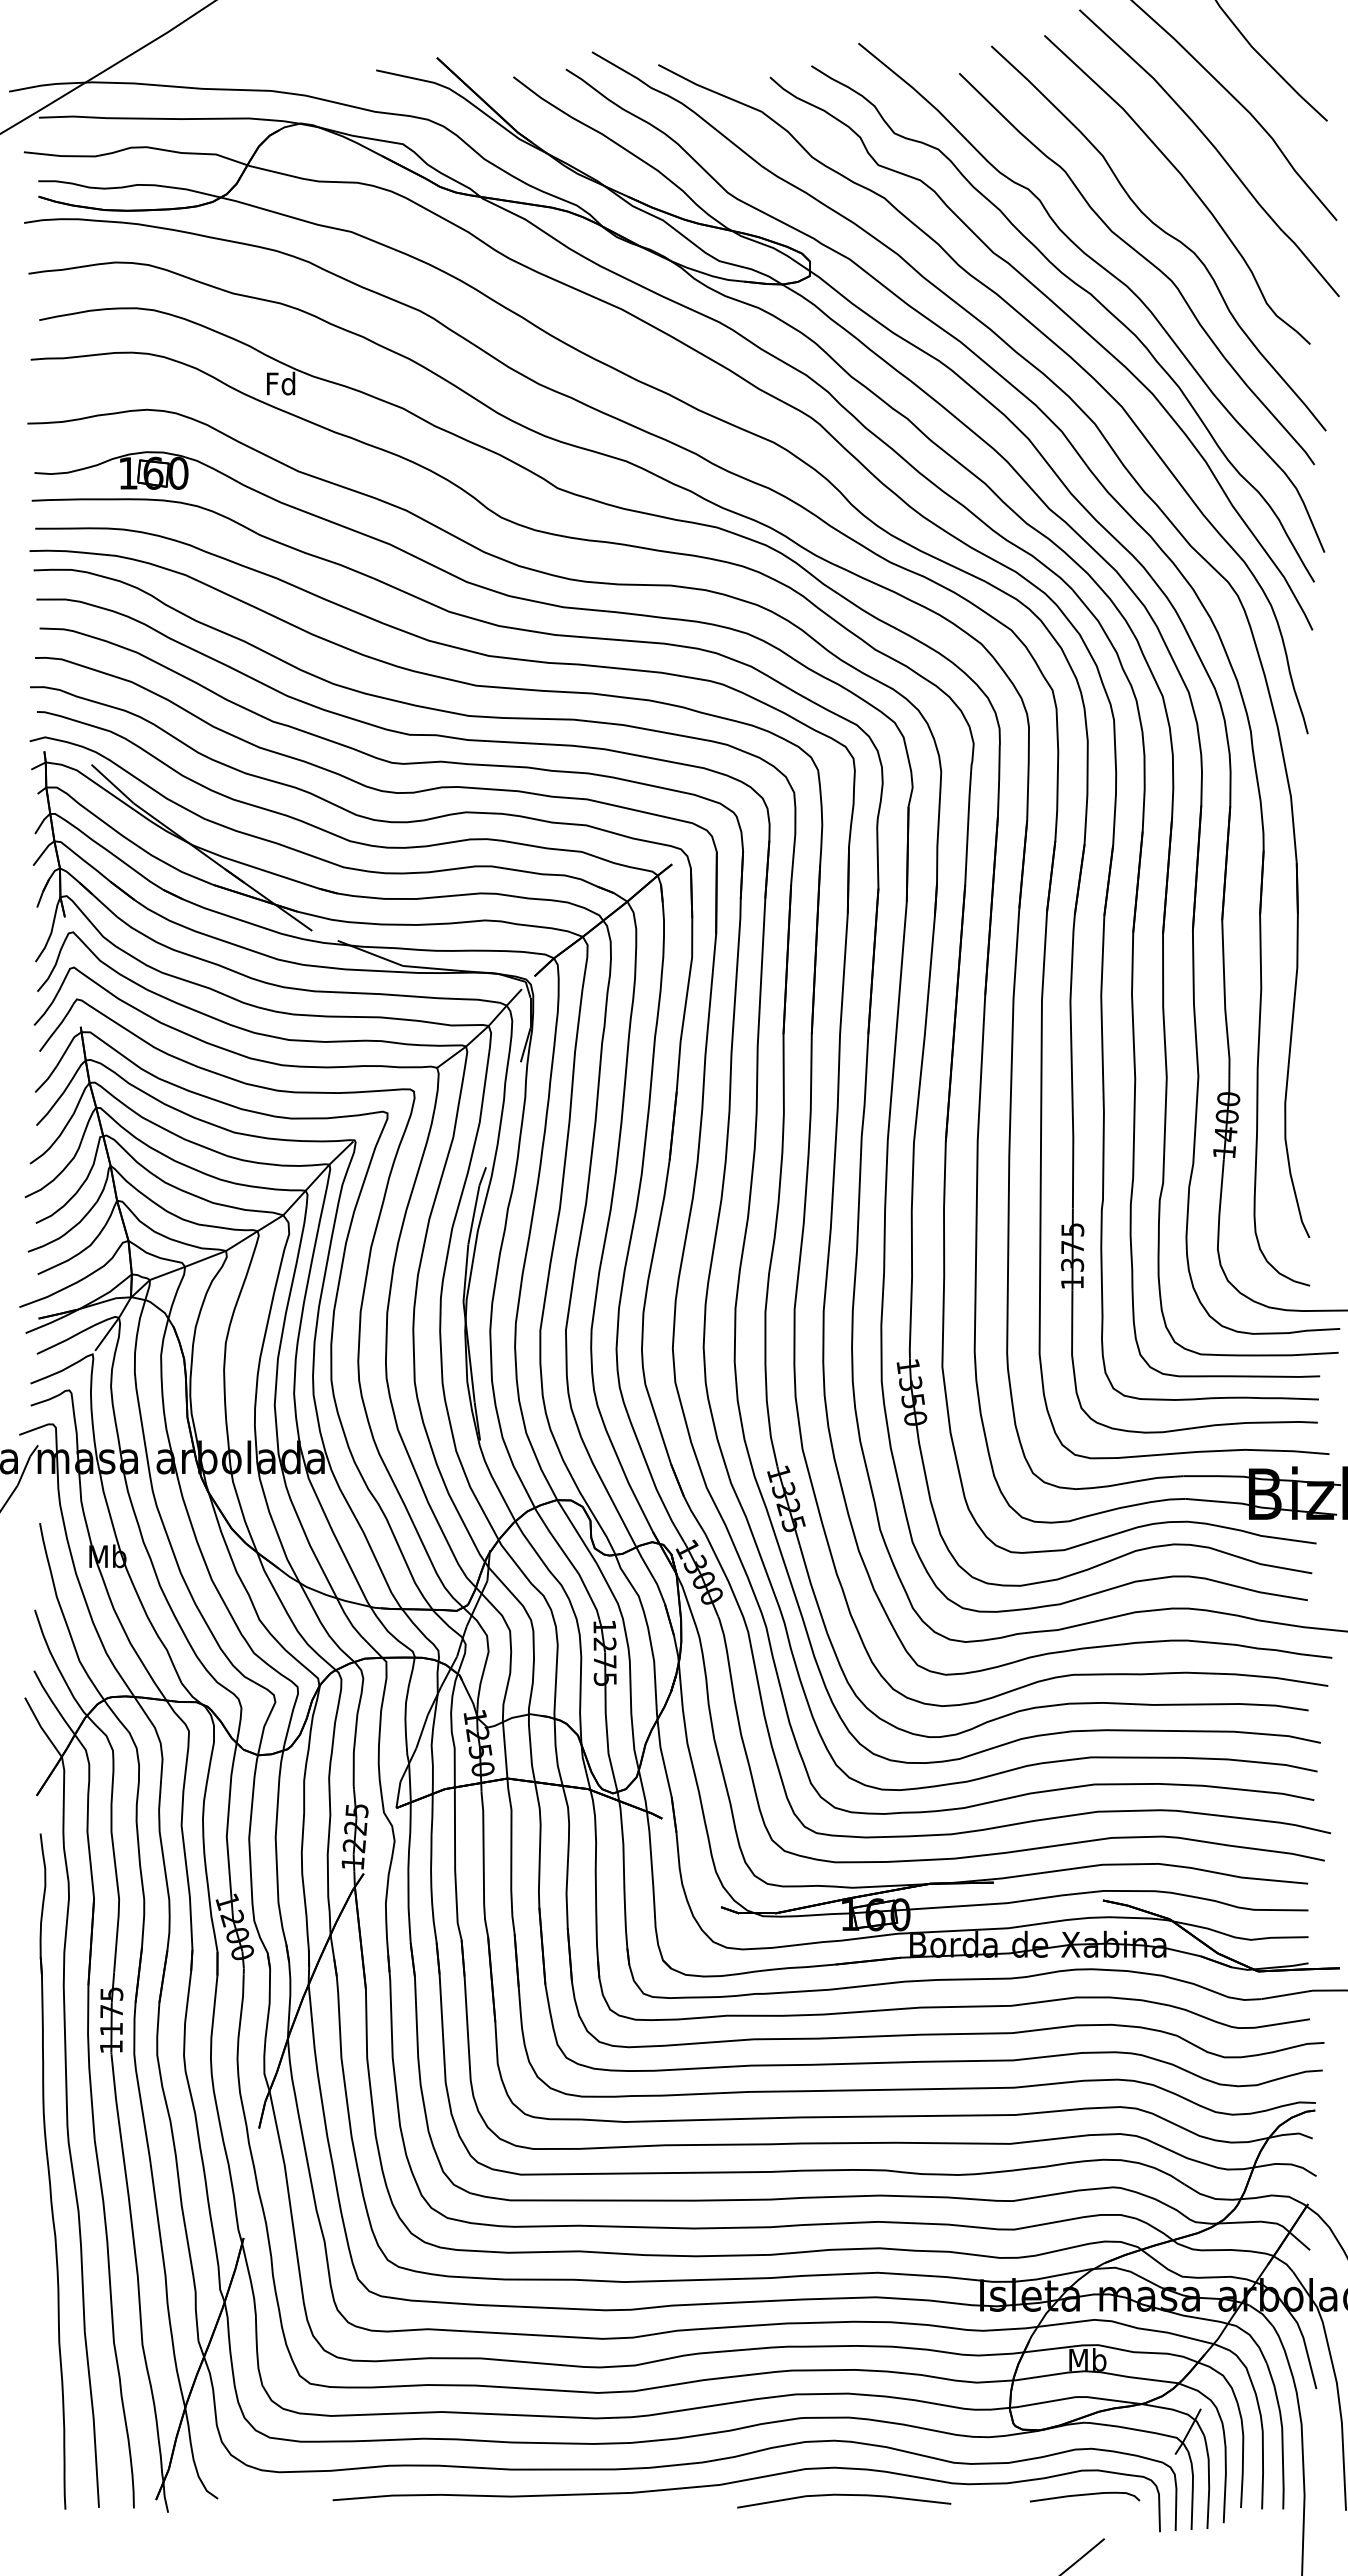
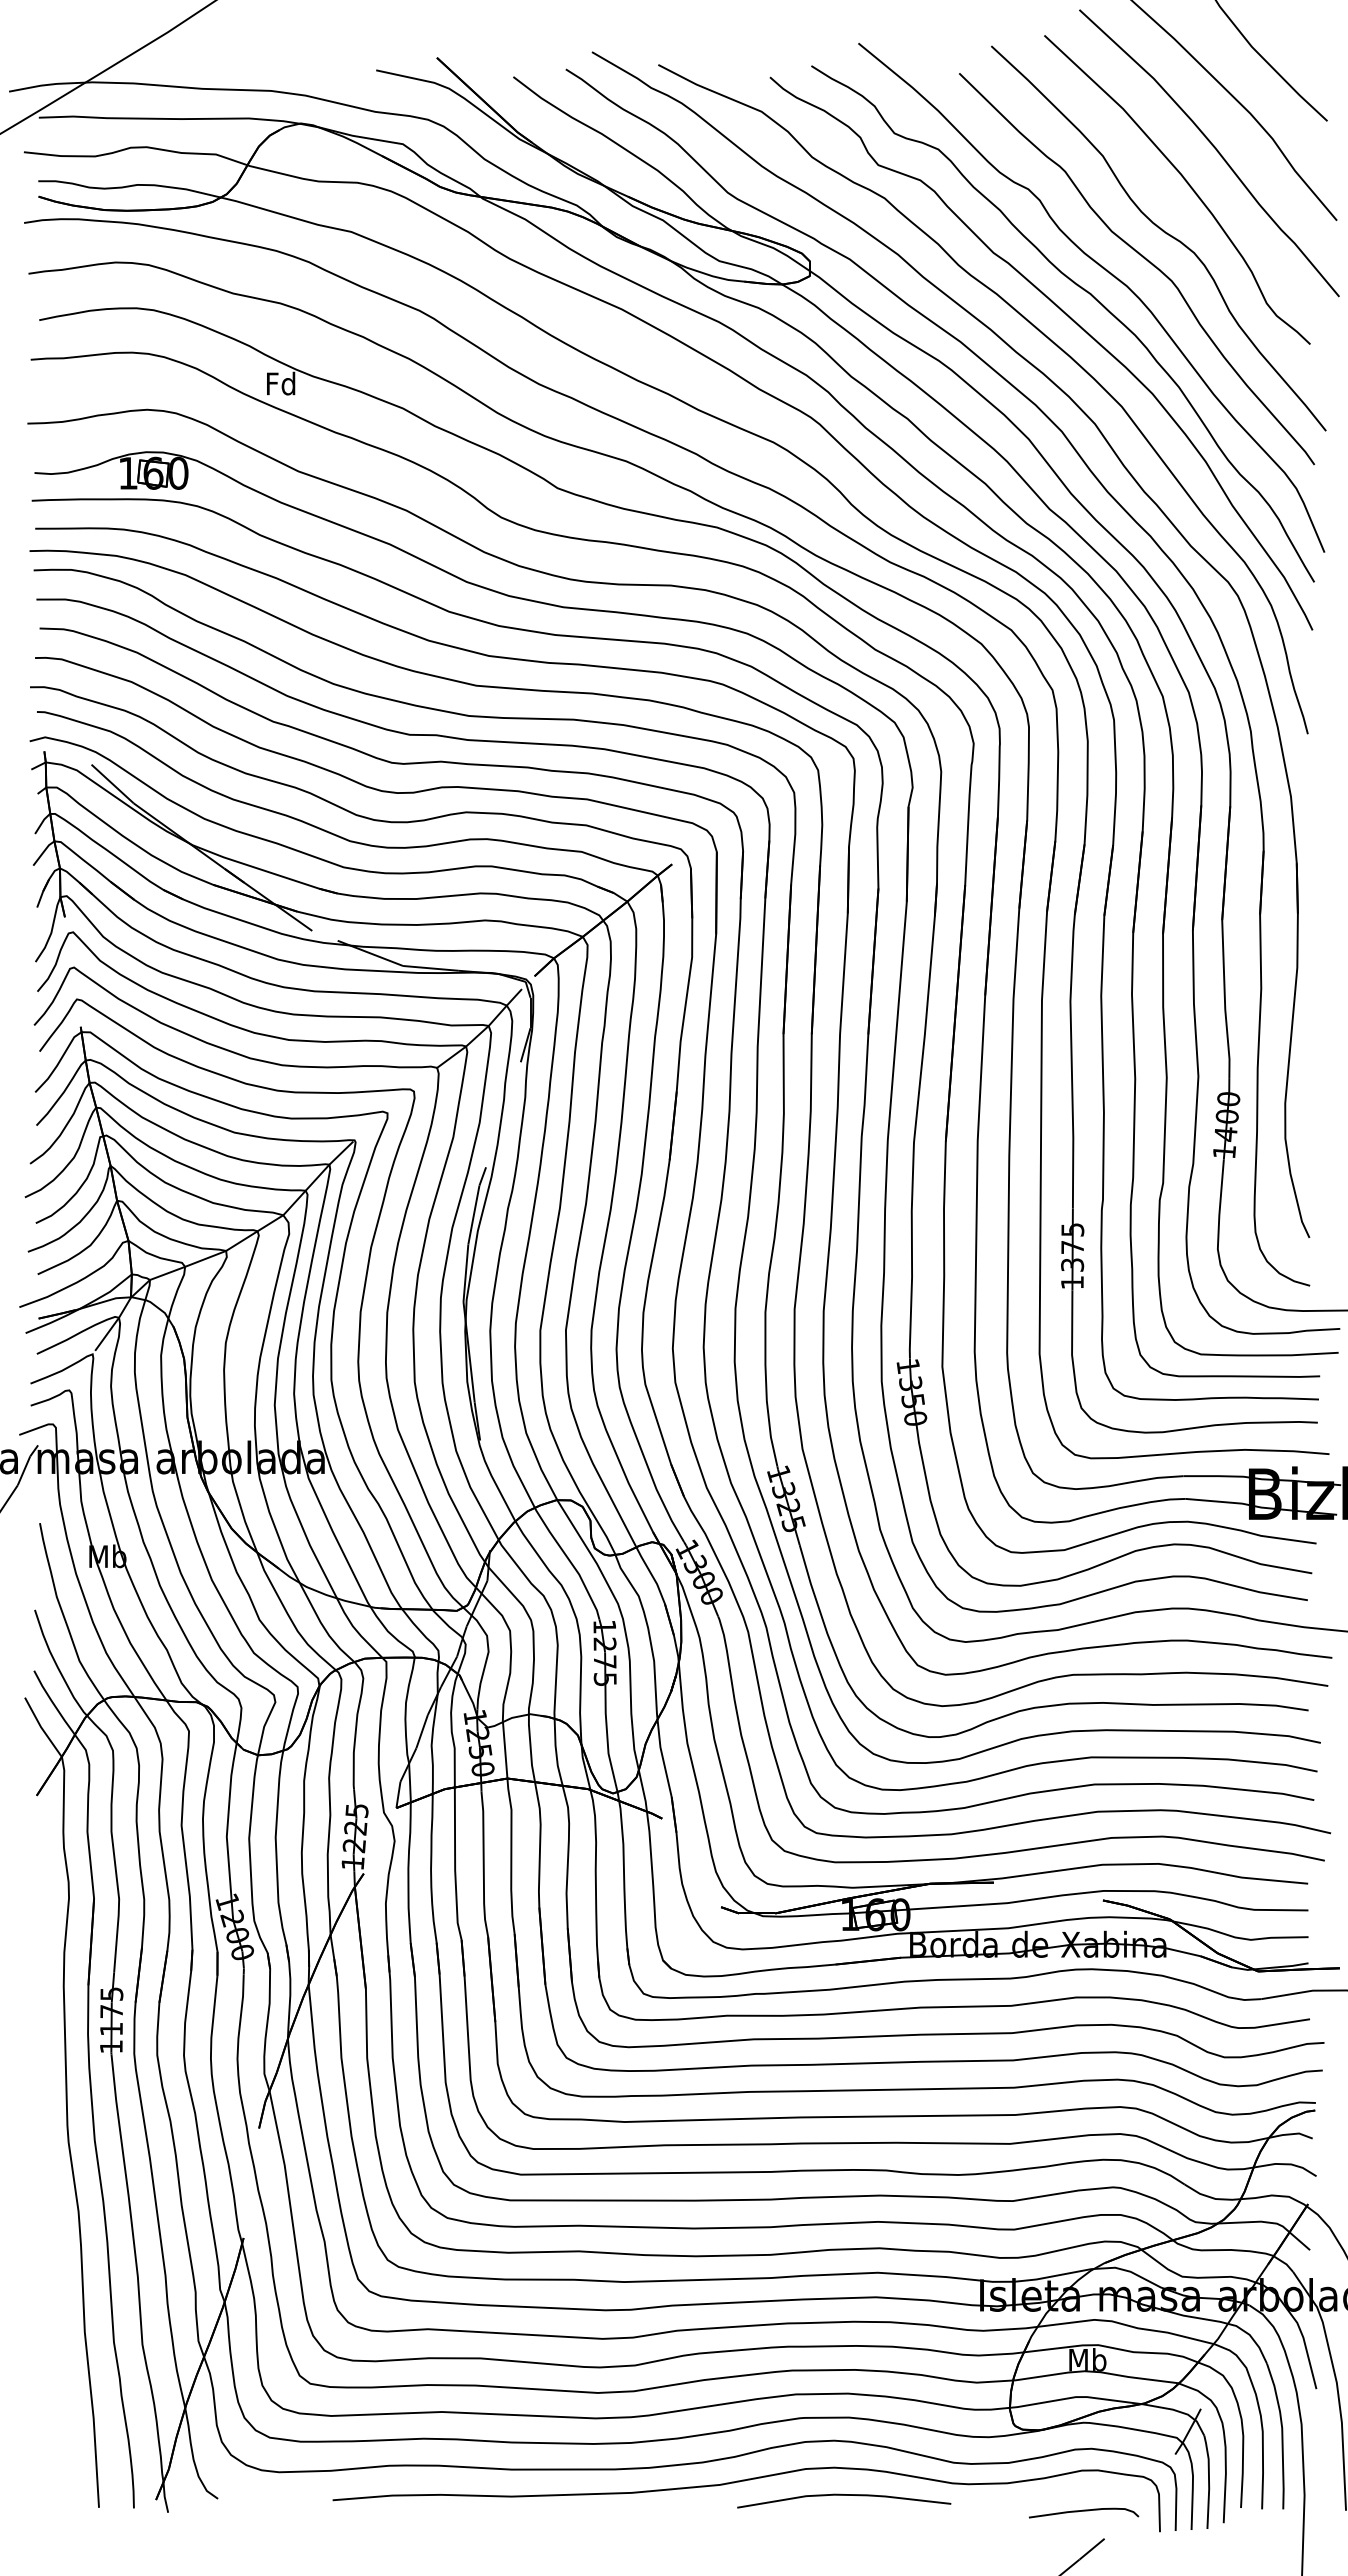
part: present -> none (52, 2171)
curve position: (1085, 2495) -> (1084, 2511) (1084, 2511)
